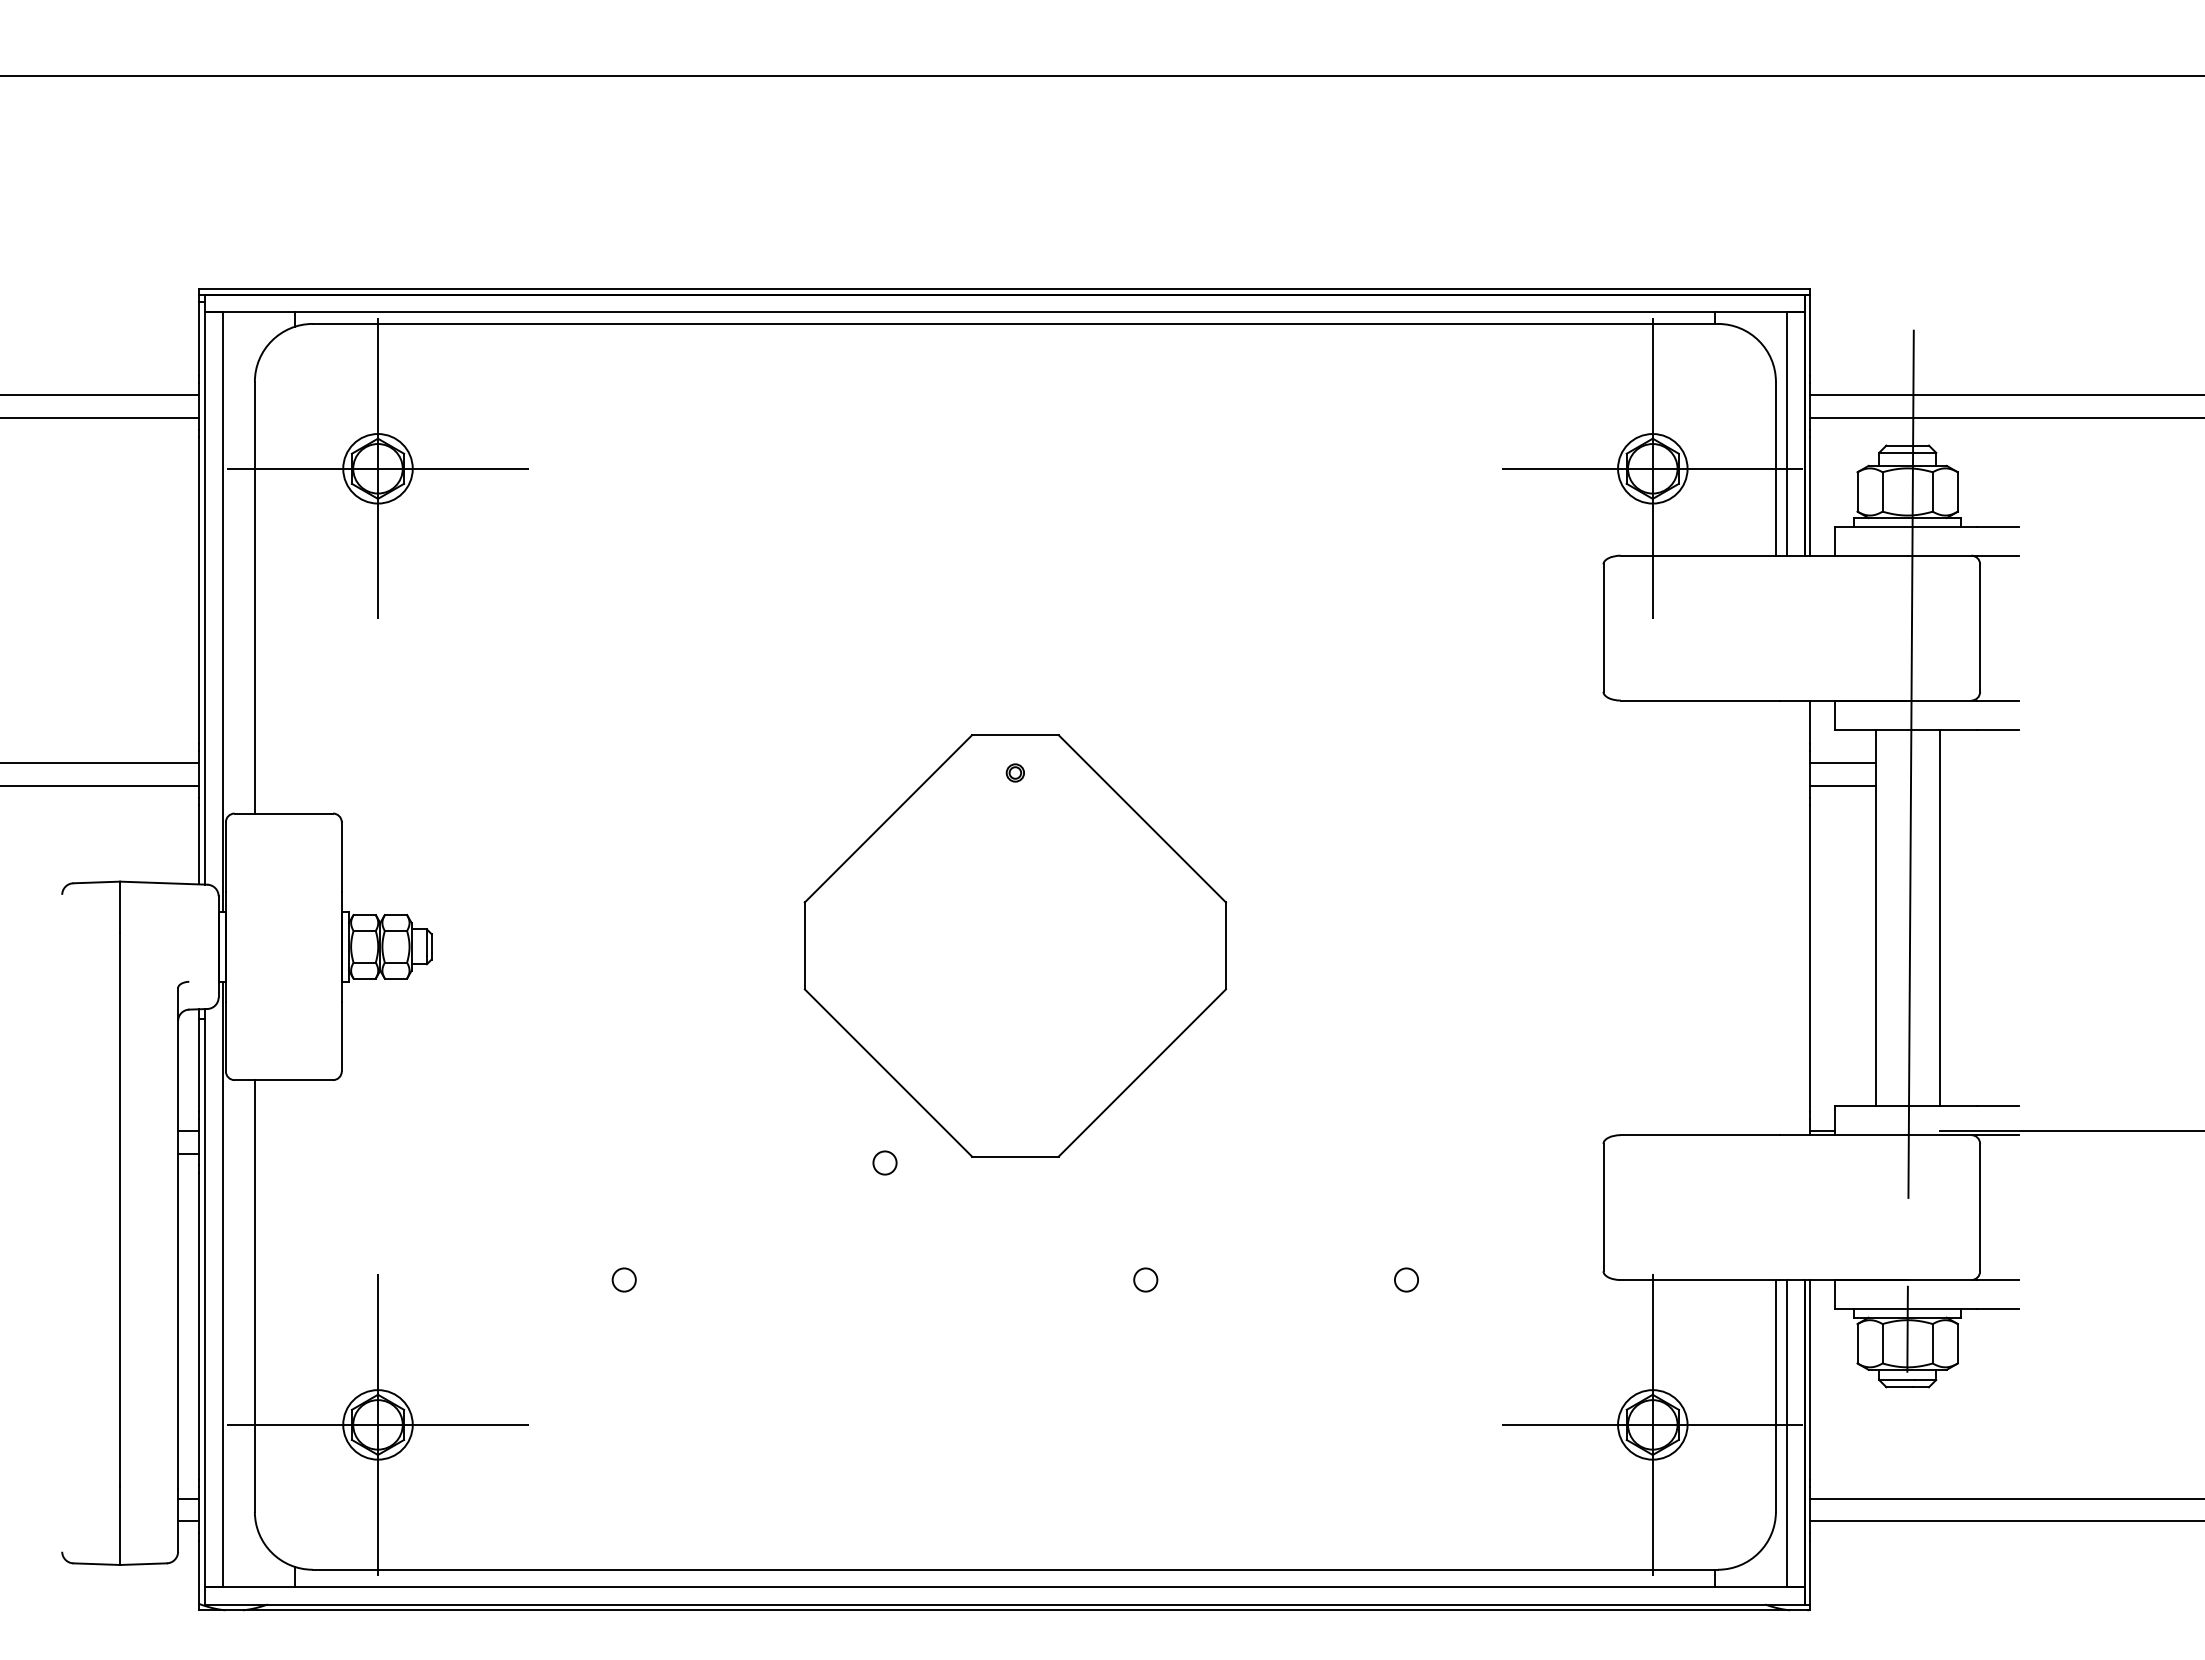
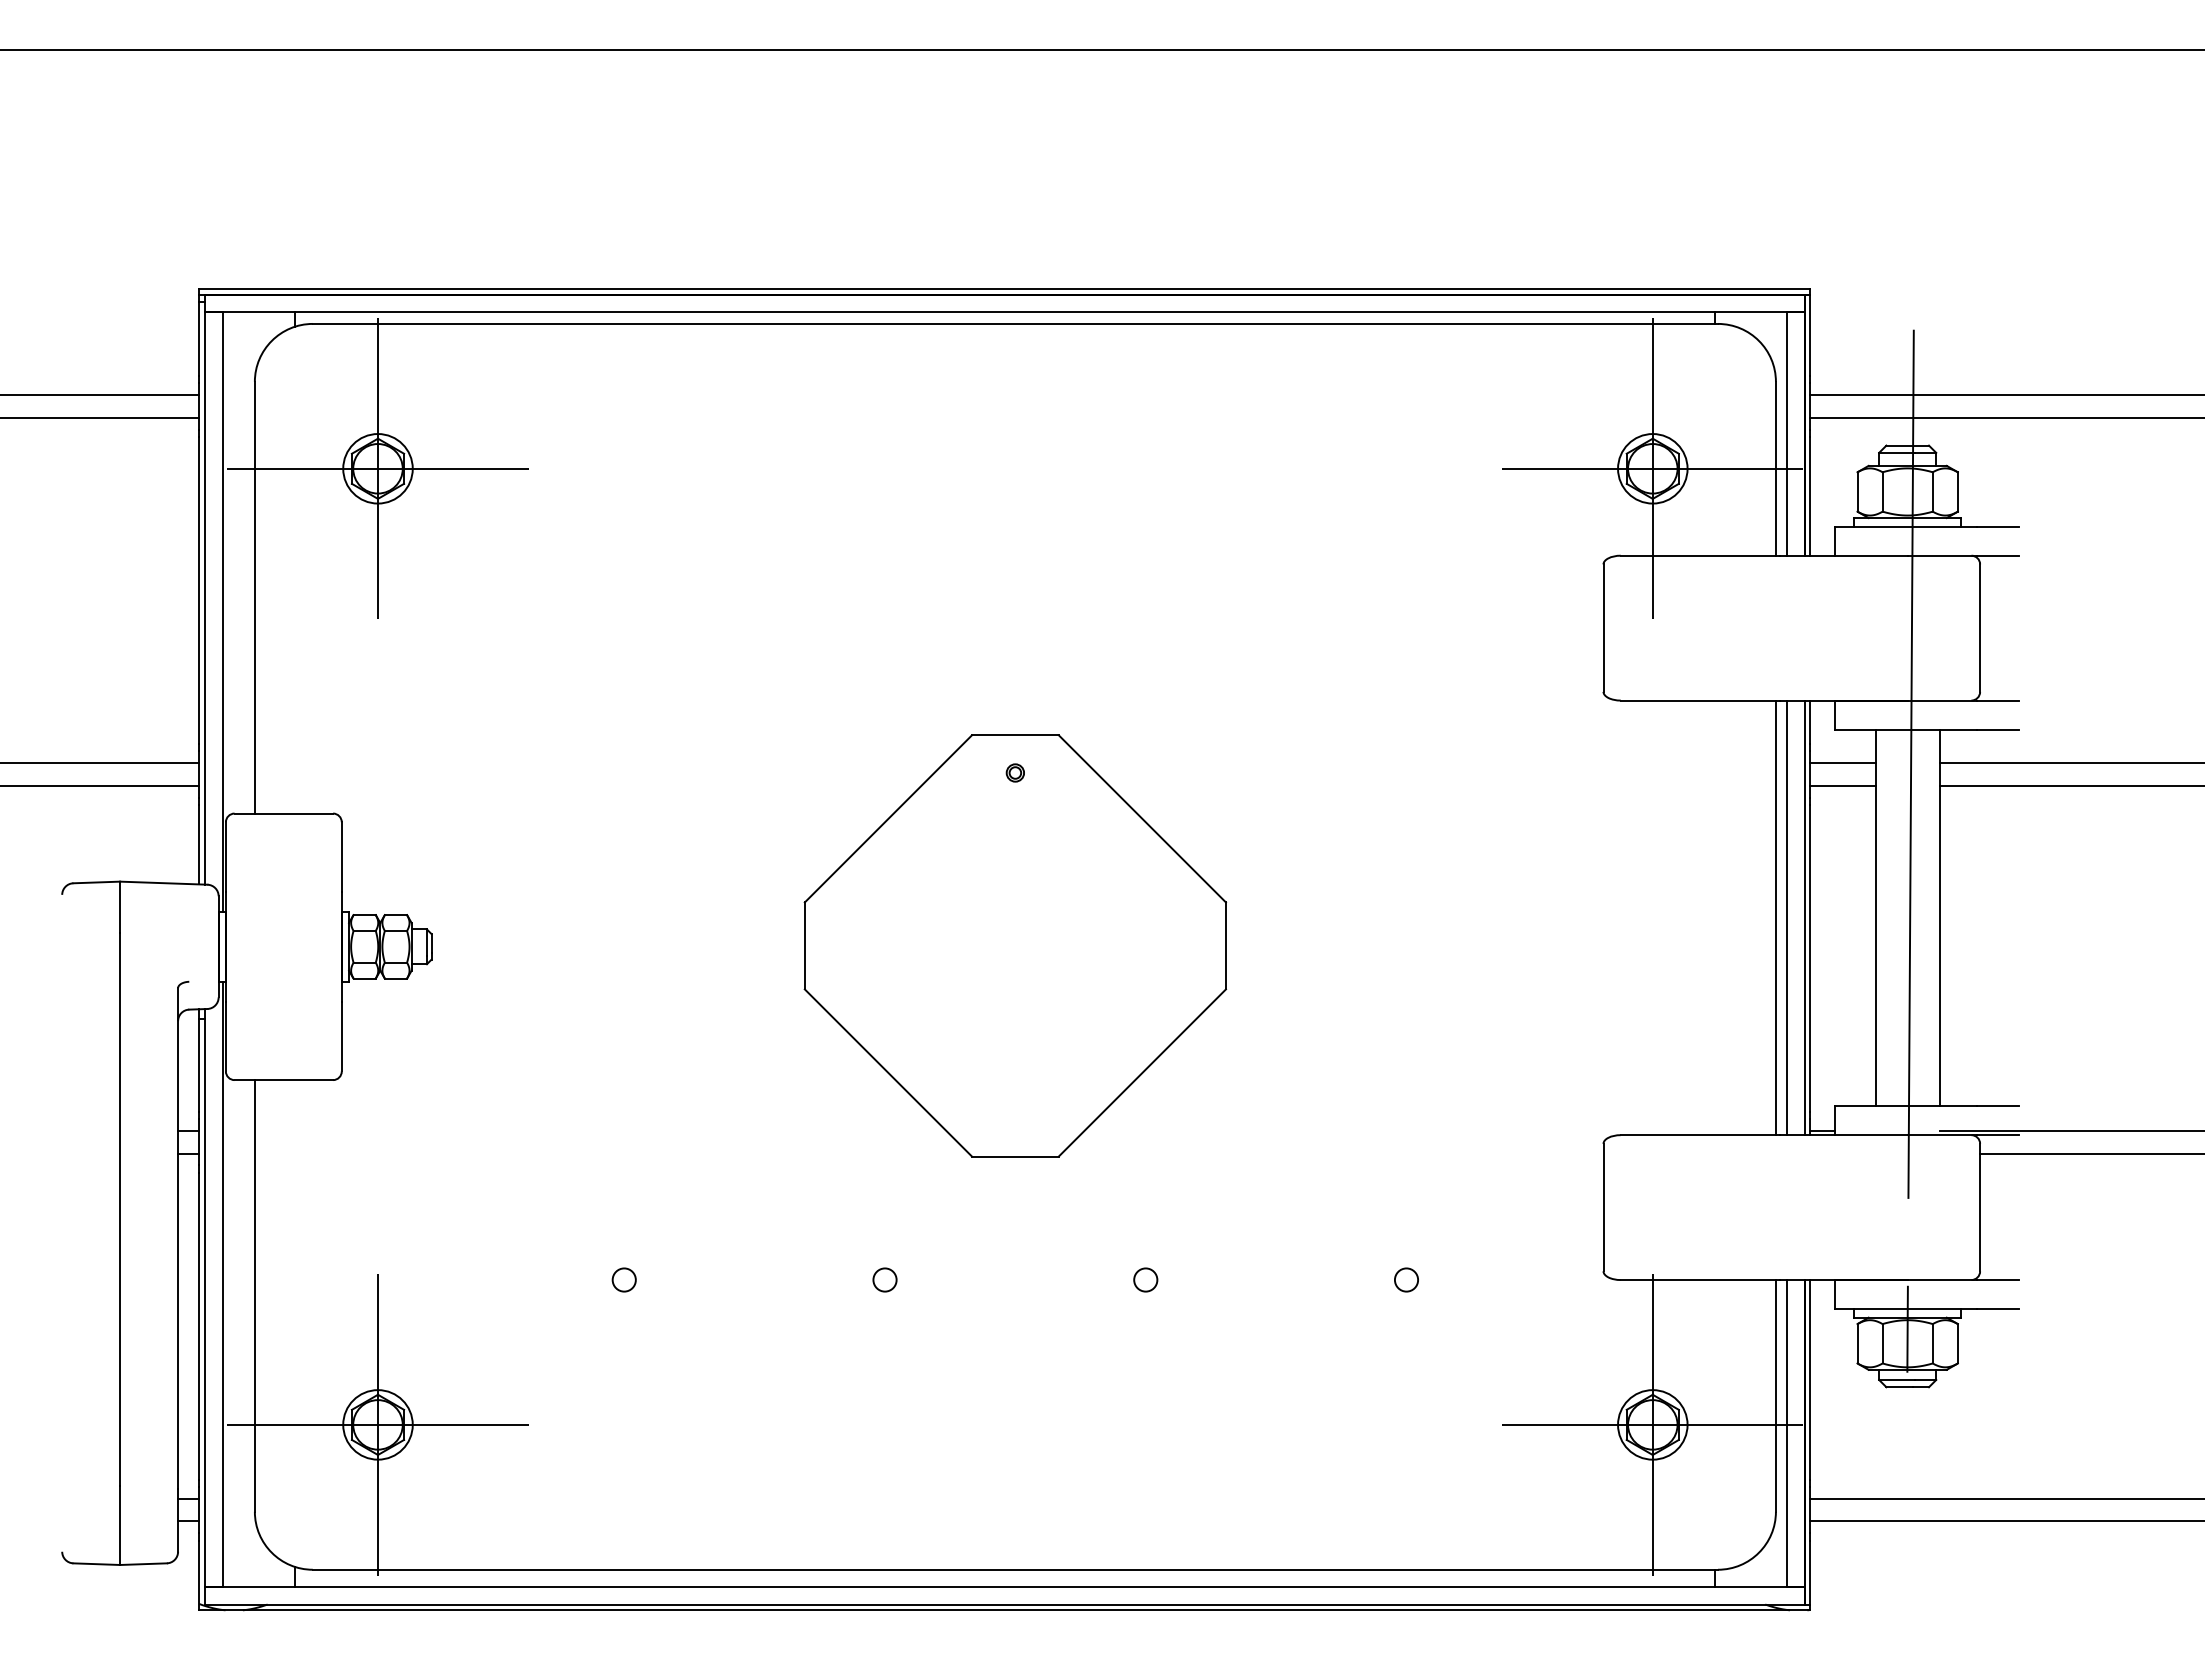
line position: (1101, 75) -> (1101, 49) (1101, 49)
line: none -> present (2070, 763)
line: none -> present (2070, 785)
line: none -> present (1775, 917)
line: none -> present (1787, 917)
line: none -> present (1804, 917)
line: none -> present (2090, 1153)
circle position: (884, 1162) -> (884, 1279) (884, 1279)
